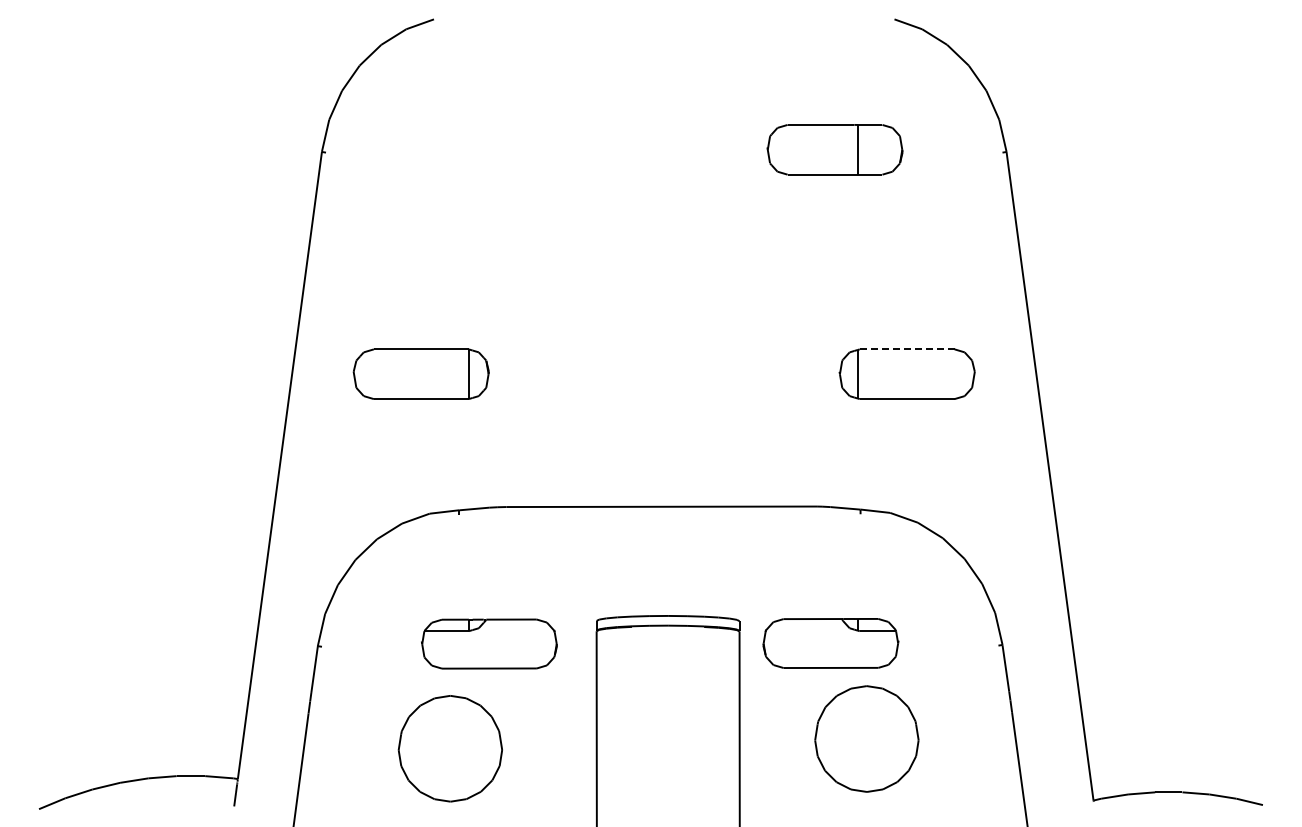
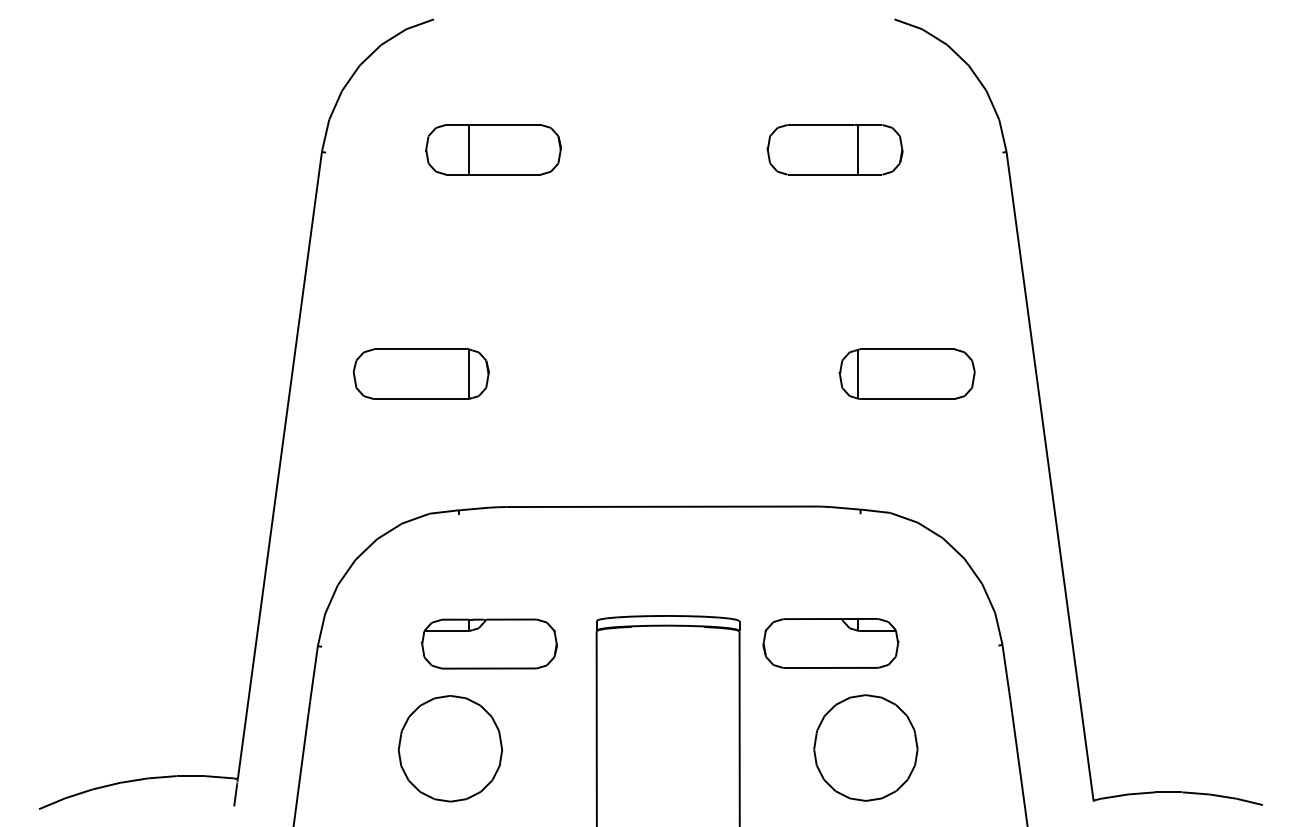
part: none -> present (493, 149)
line: dashed -> solid (906, 349)
part position: (866, 738) -> (865, 747) (865, 747)
